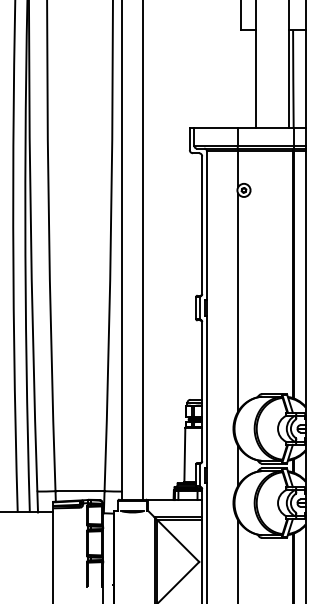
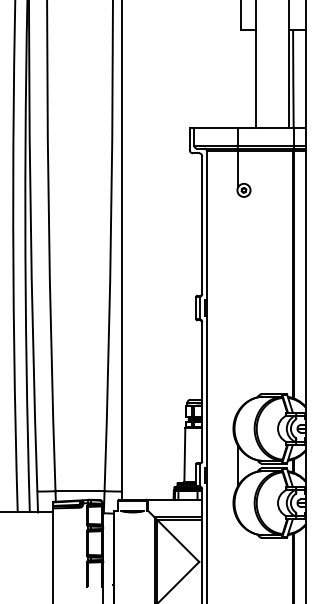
line: present -> none (143, 250)
line: present -> none (238, 302)
line: present -> none (238, 560)
